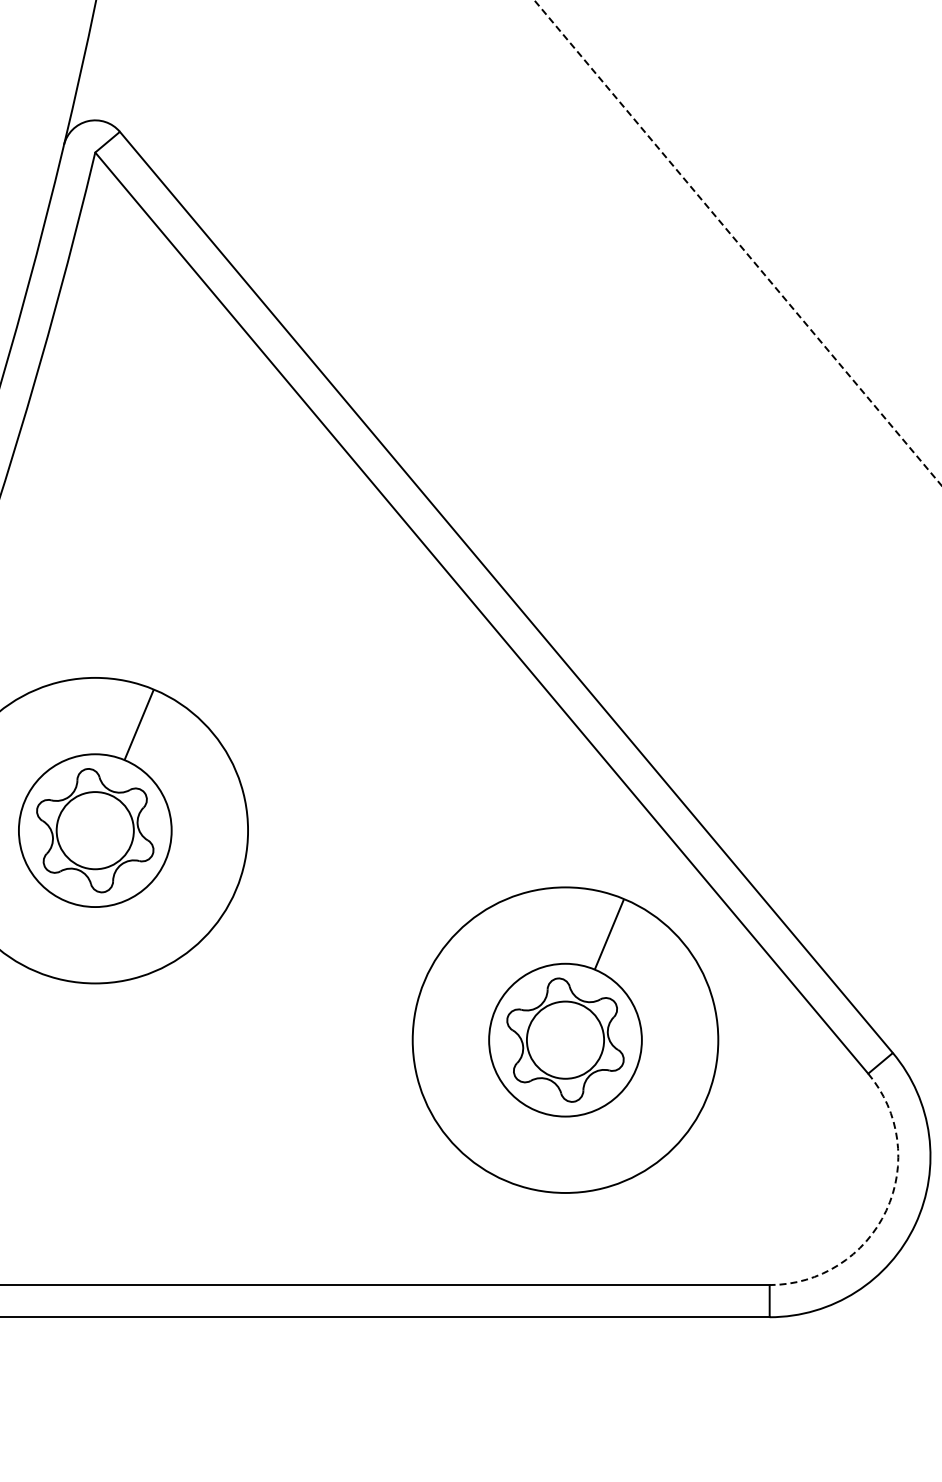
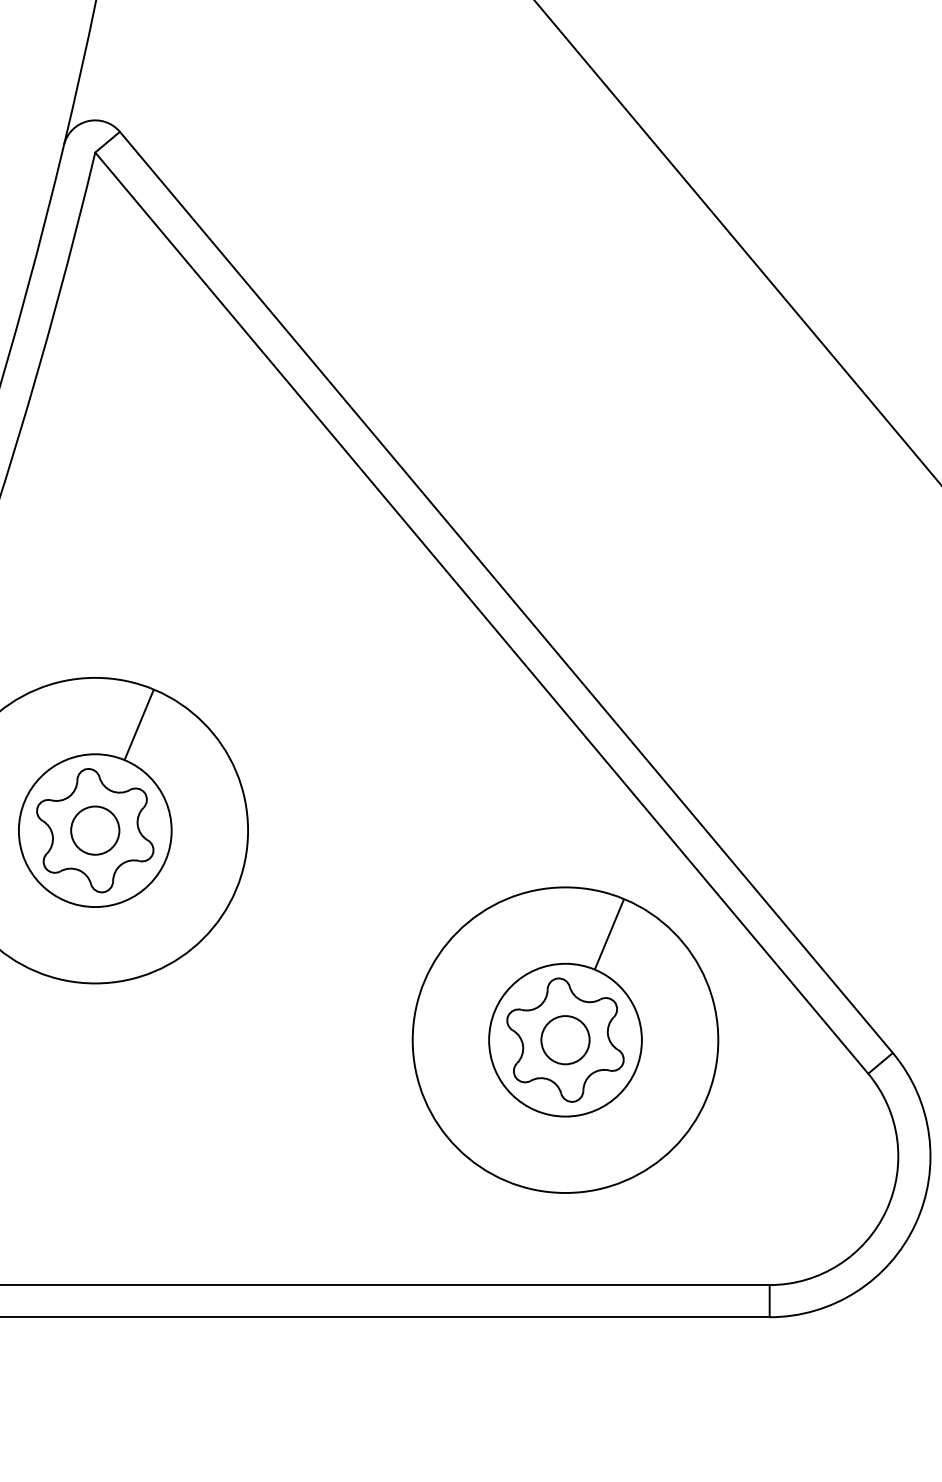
line: dashed -> solid (738, 243)
circle diameter: 77 px -> 48 px (95, 830)
circle diameter: 77 px -> 48 px (565, 1040)
arc: dashed -> solid (886, 1210)
